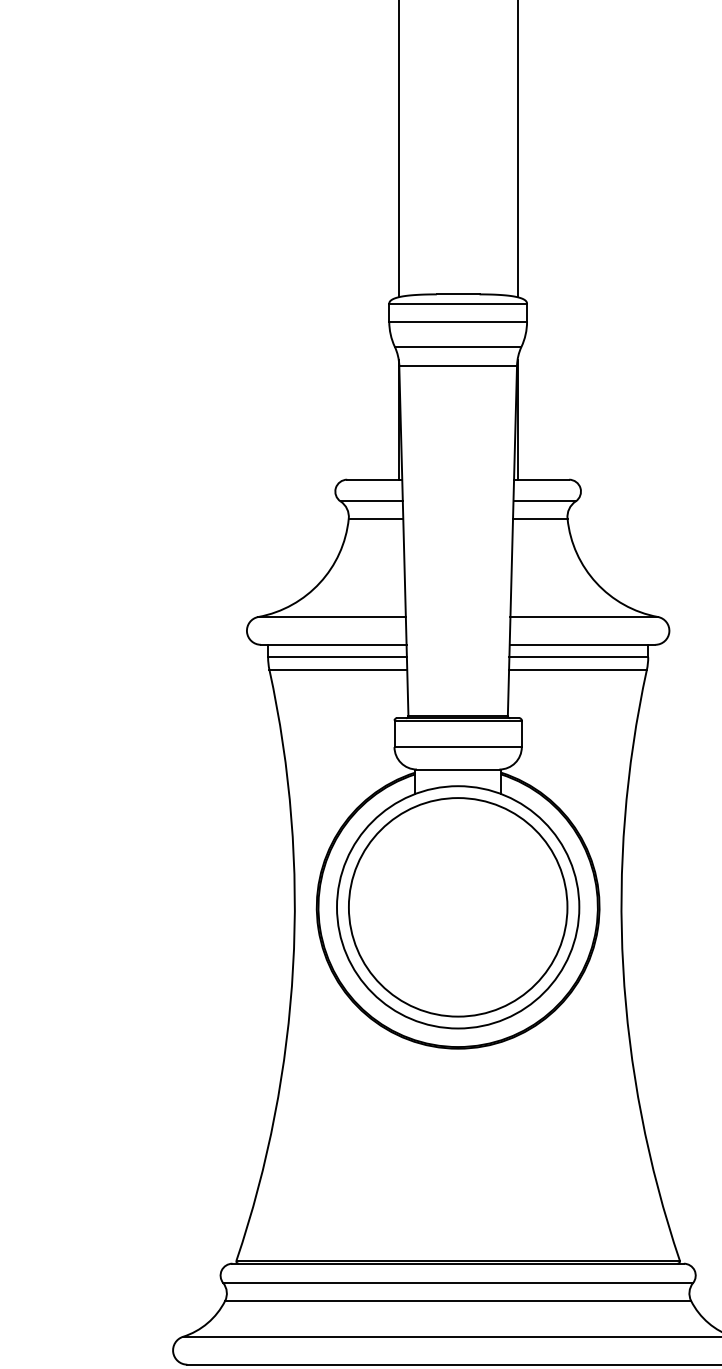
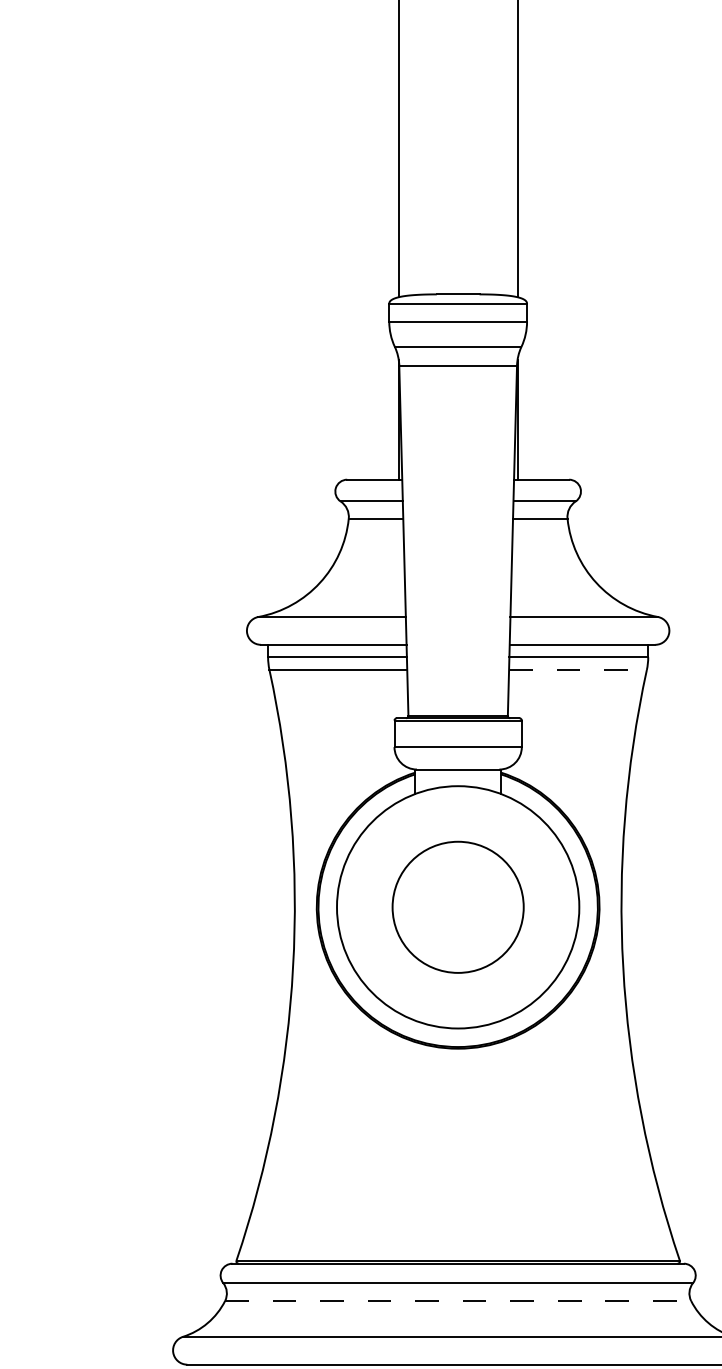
line: solid -> dashed (577, 669)
circle diameter: 219 px -> 131 px (457, 906)
line: solid -> dashed (458, 1300)
